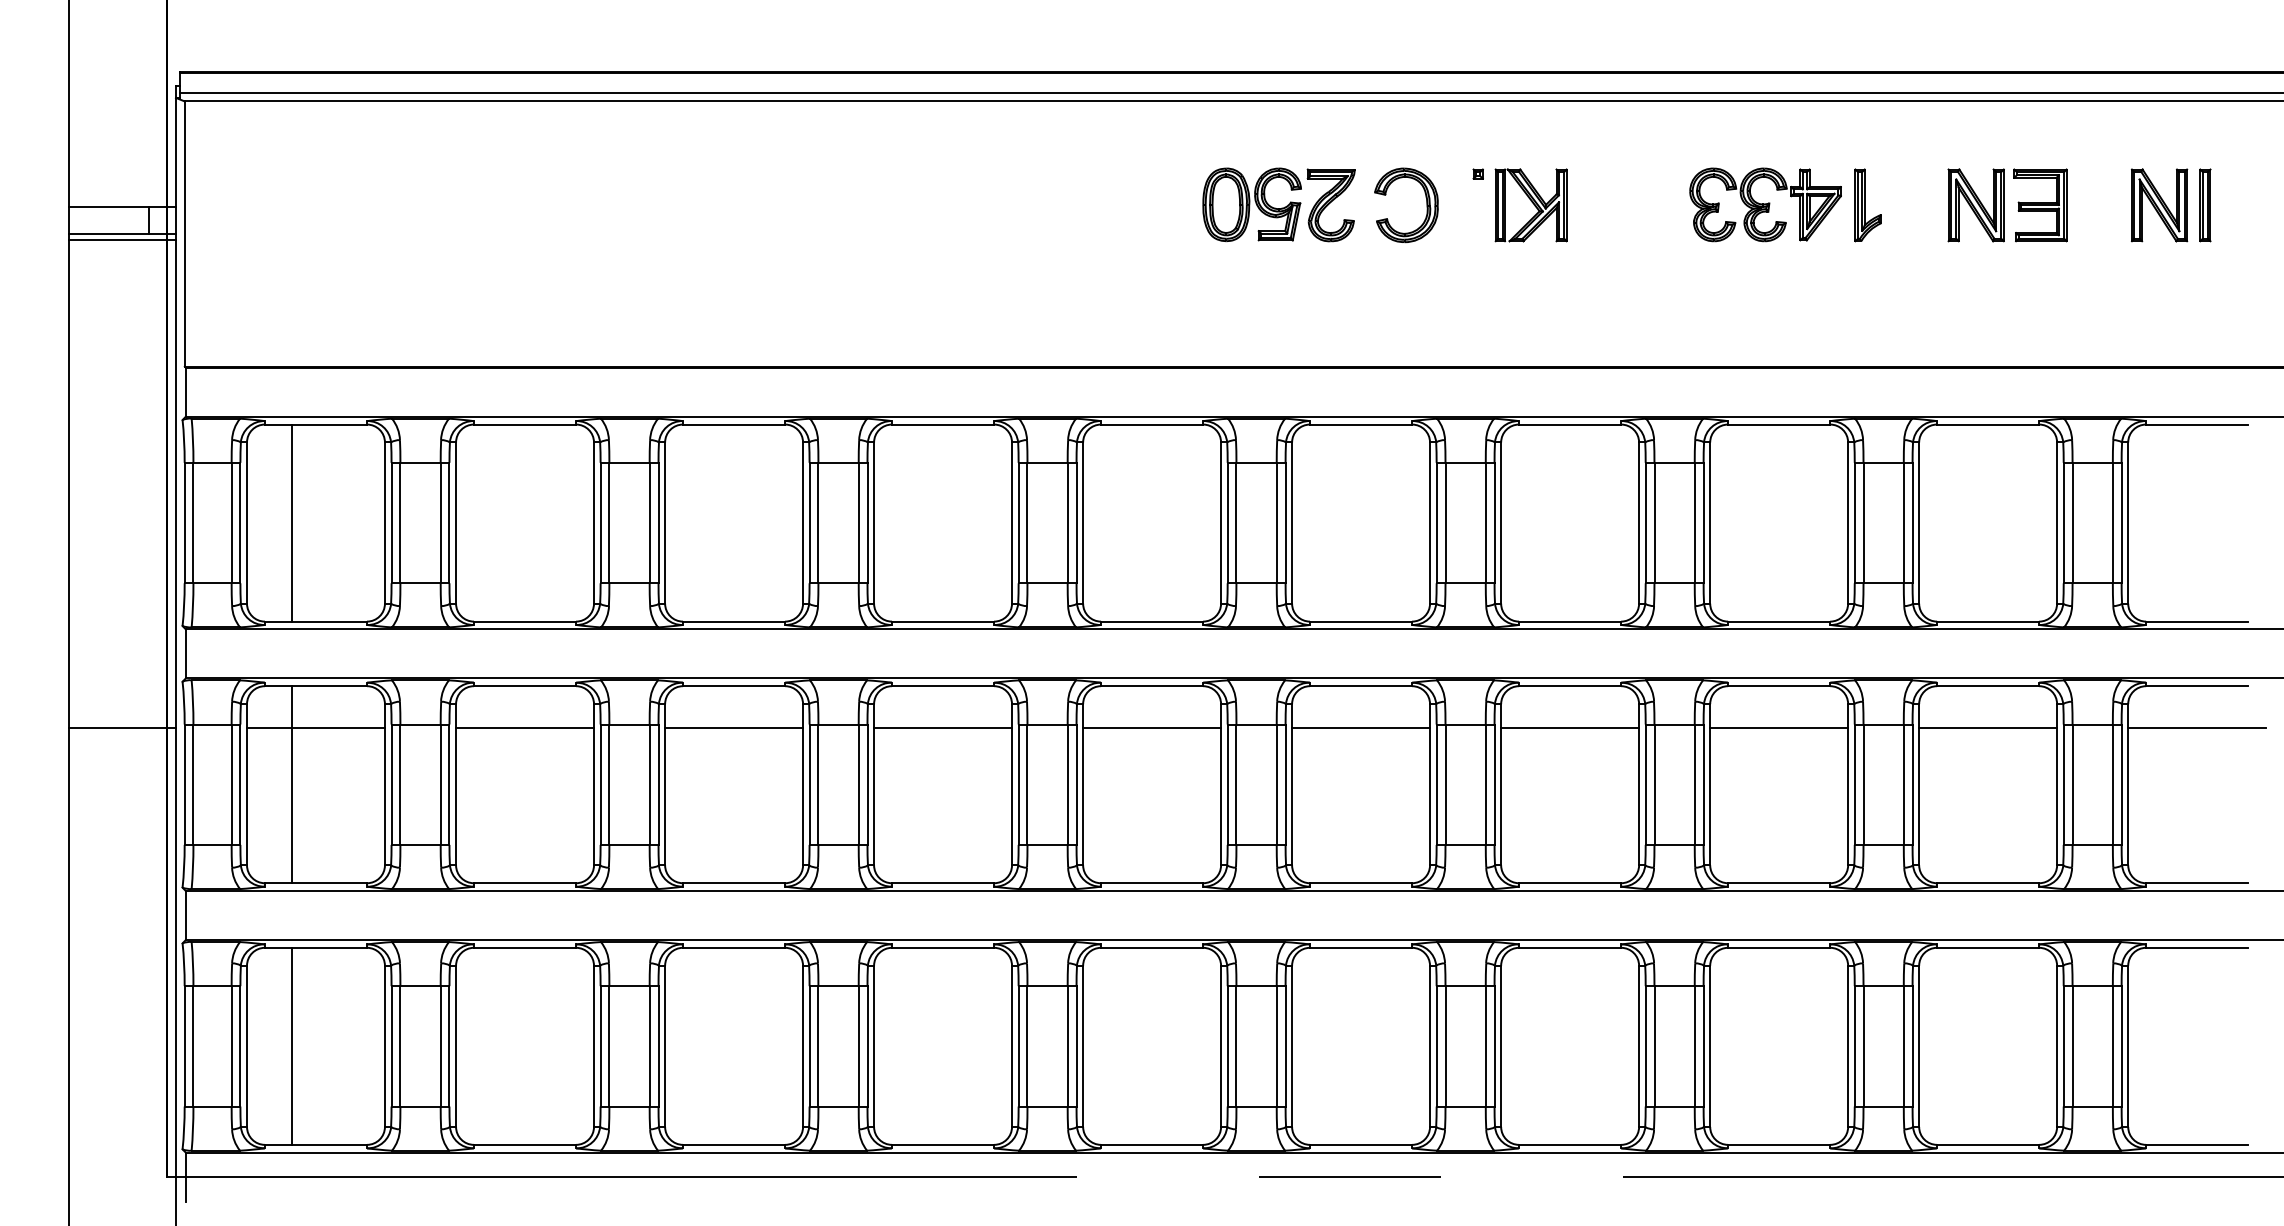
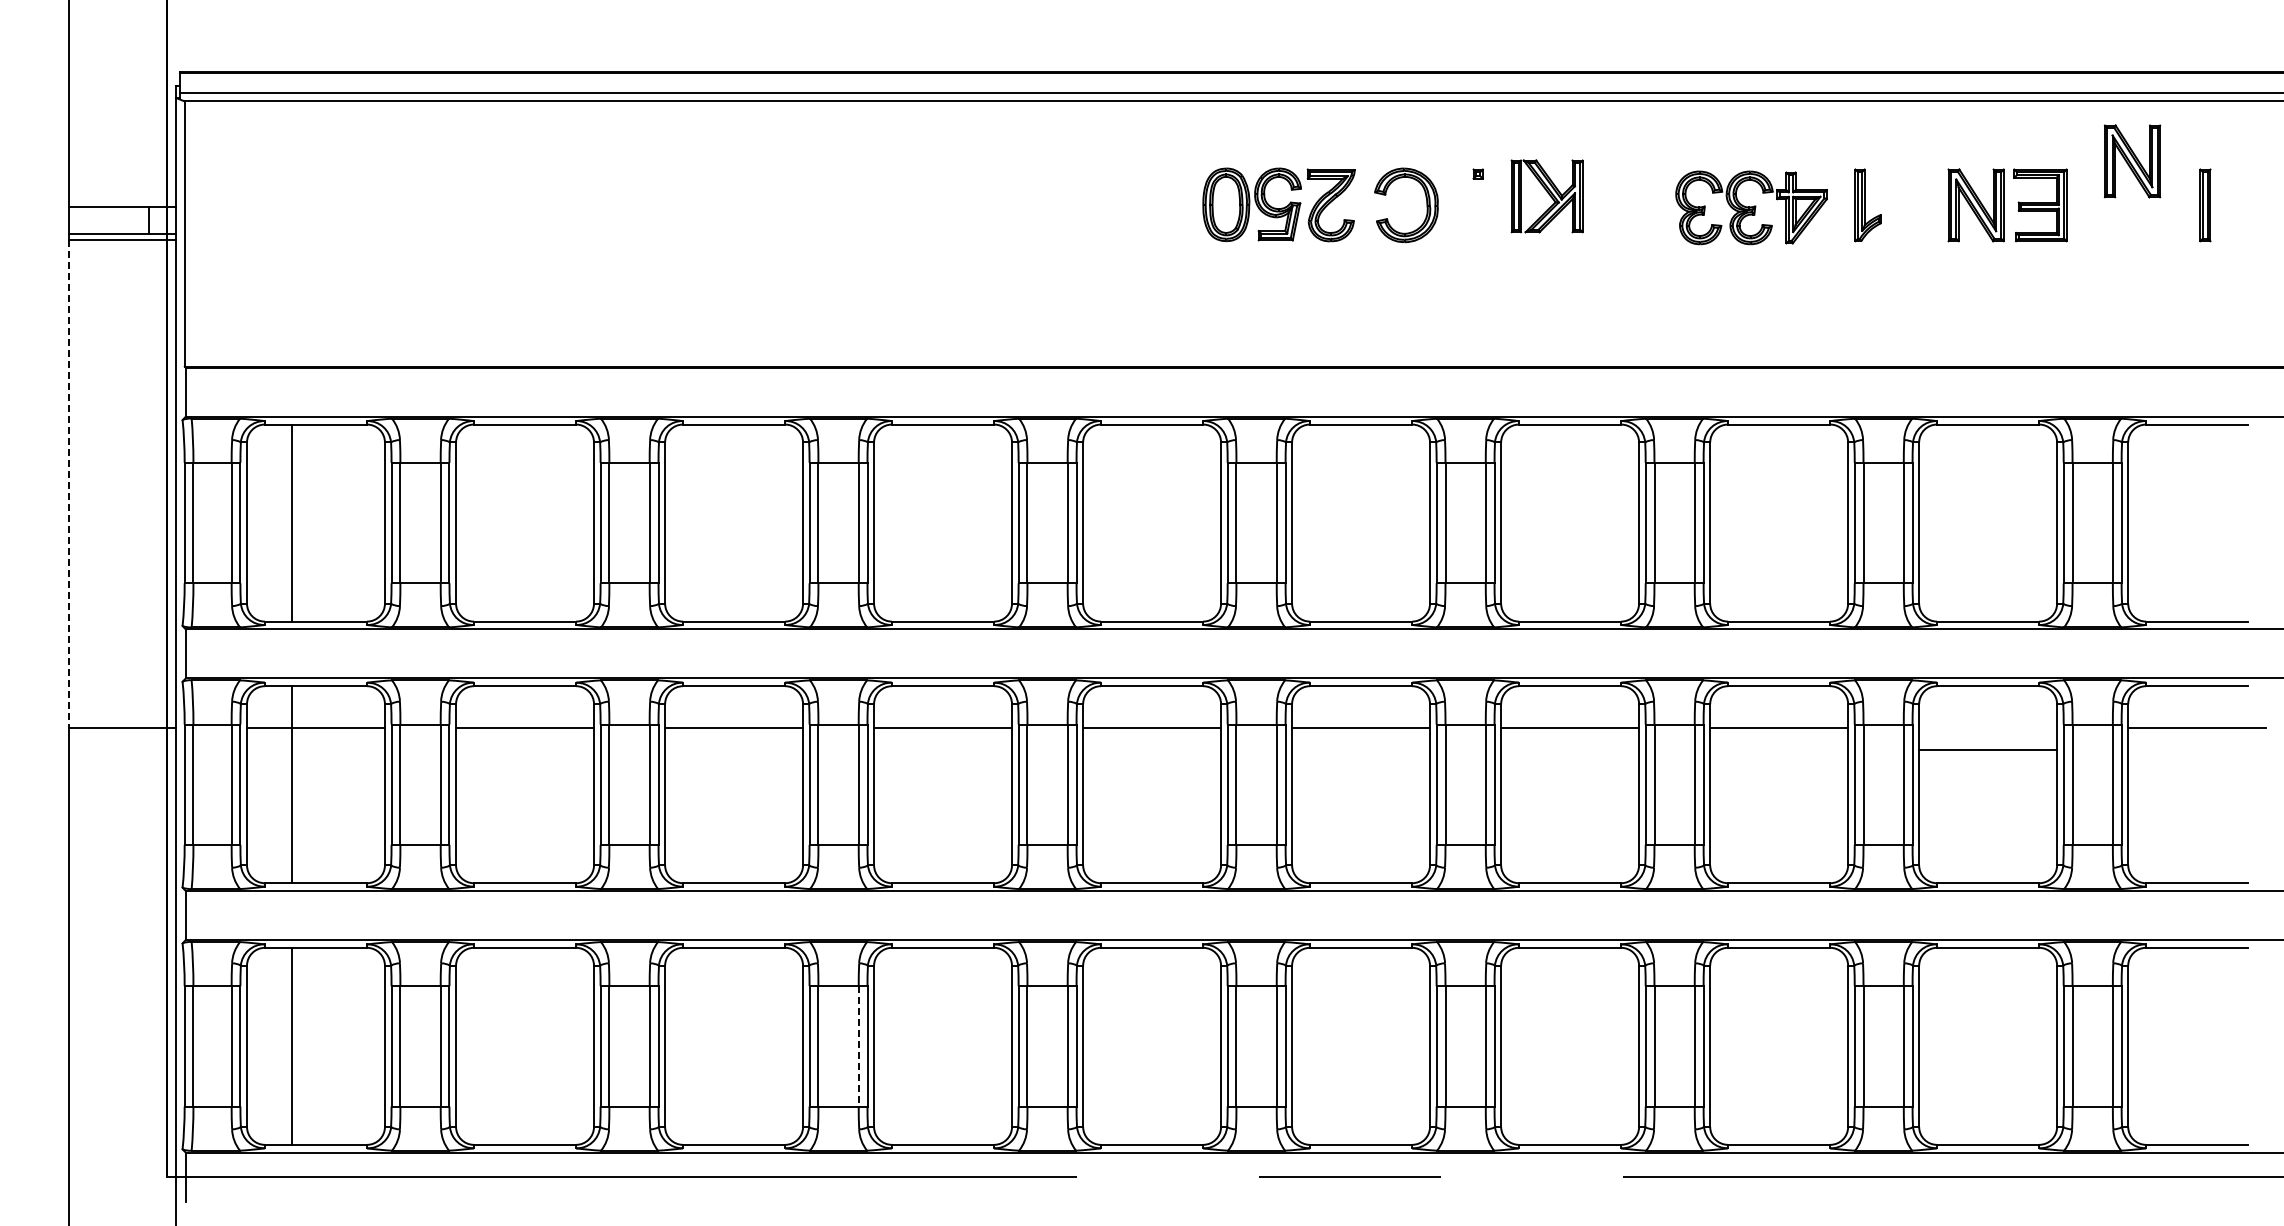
part position: (1765, 204) -> (1751, 207) (1751, 207)
part position: (1530, 205) -> (1546, 196) (1546, 196)
part position: (2159, 205) -> (2132, 161) (2132, 161)
line: solid -> dashed (68, 484)
line position: (1988, 728) -> (1988, 750) (1988, 750)
line: solid -> dashed (858, 1046)
